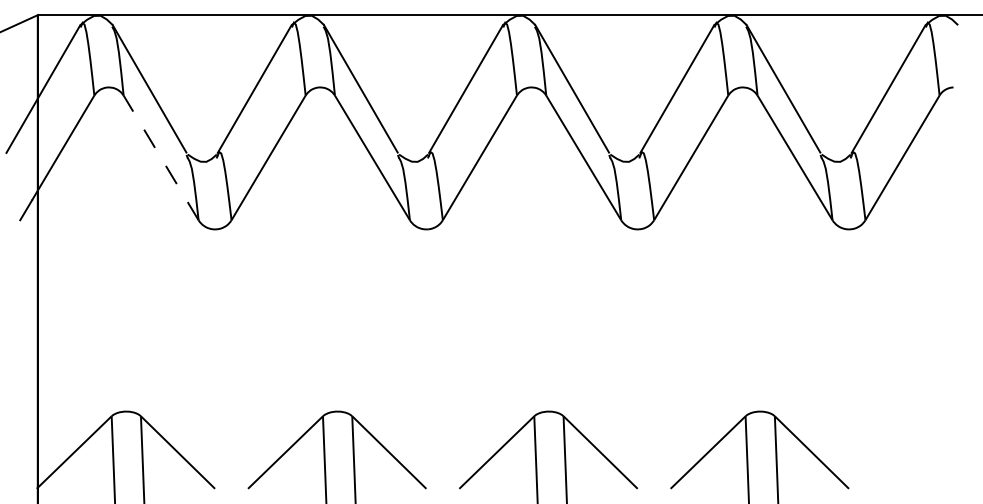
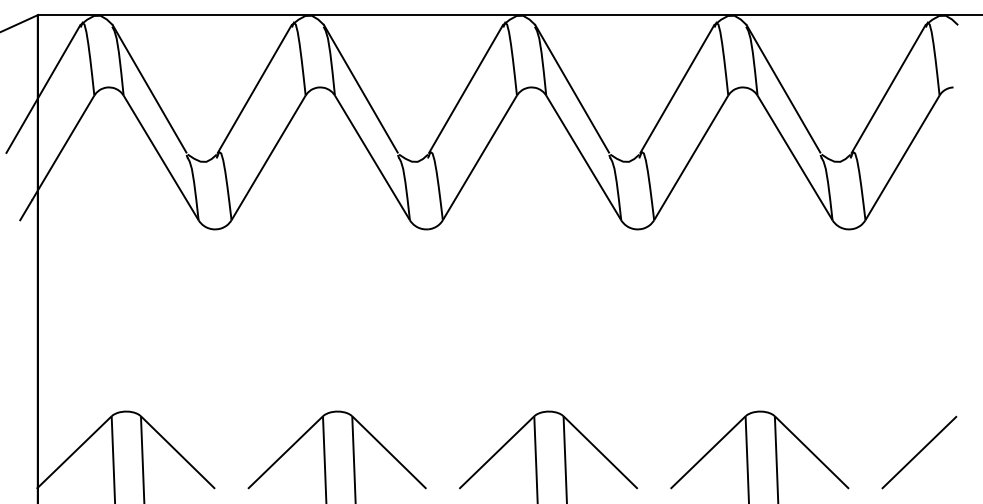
line: dashed -> solid (161, 157)
line: none -> present (919, 452)
